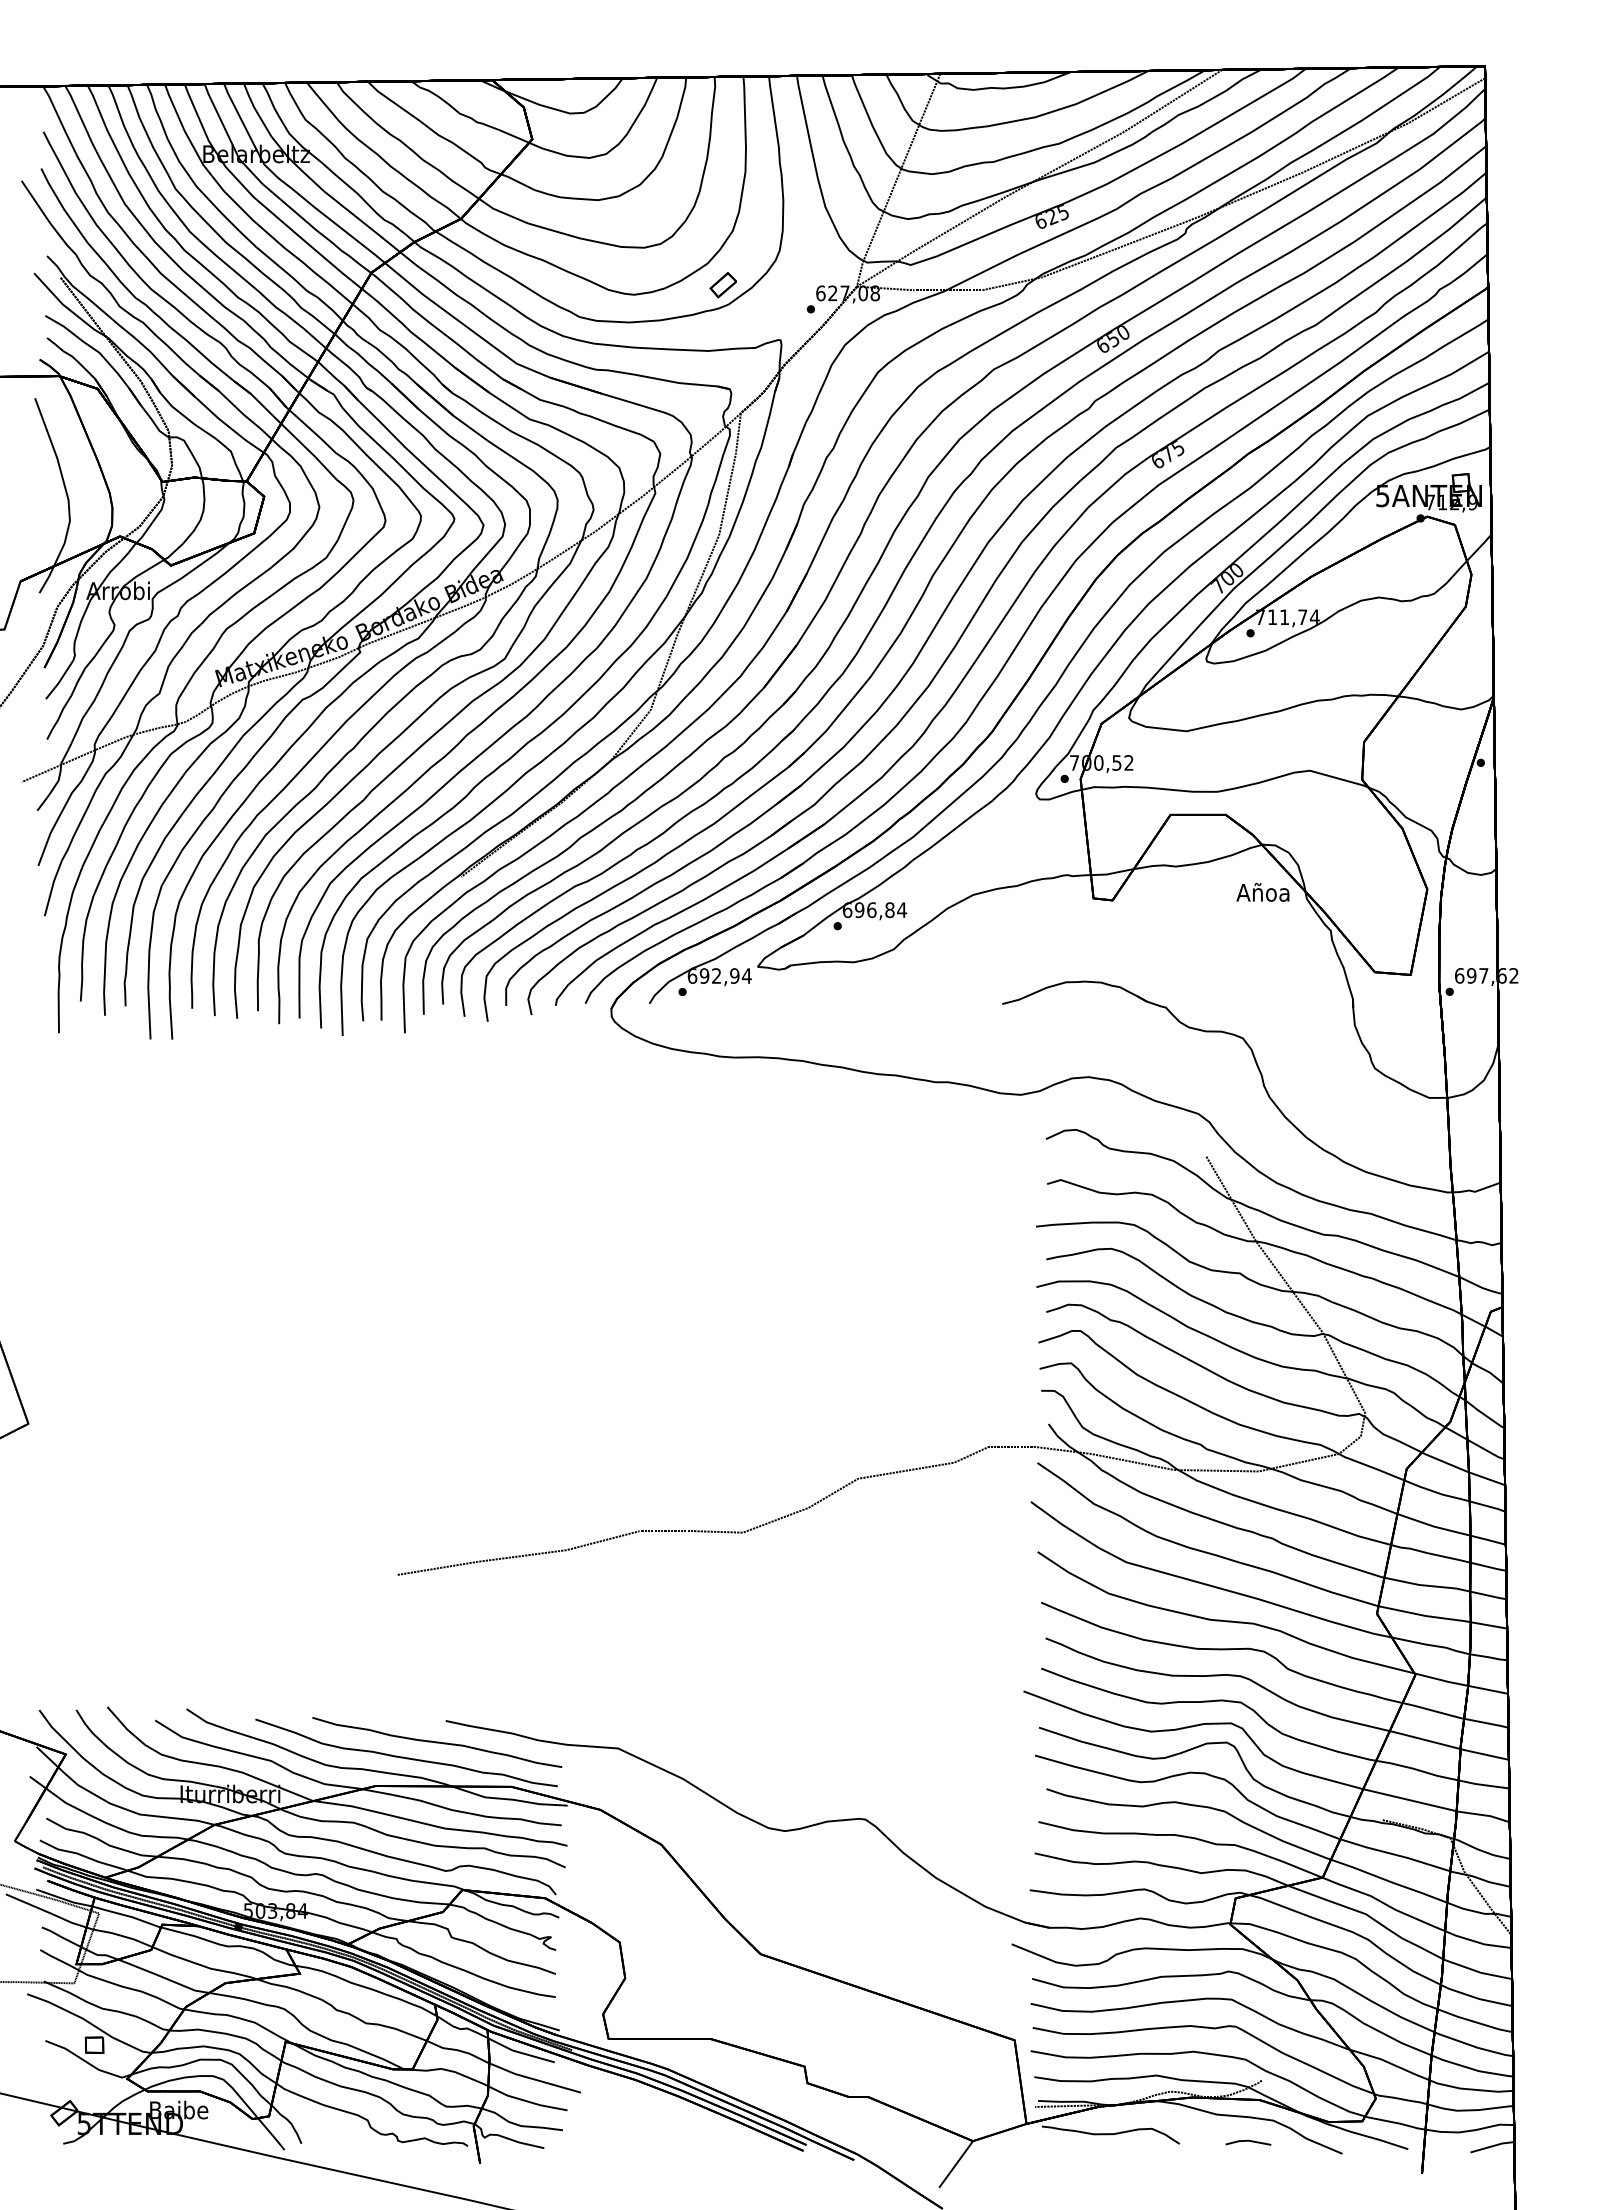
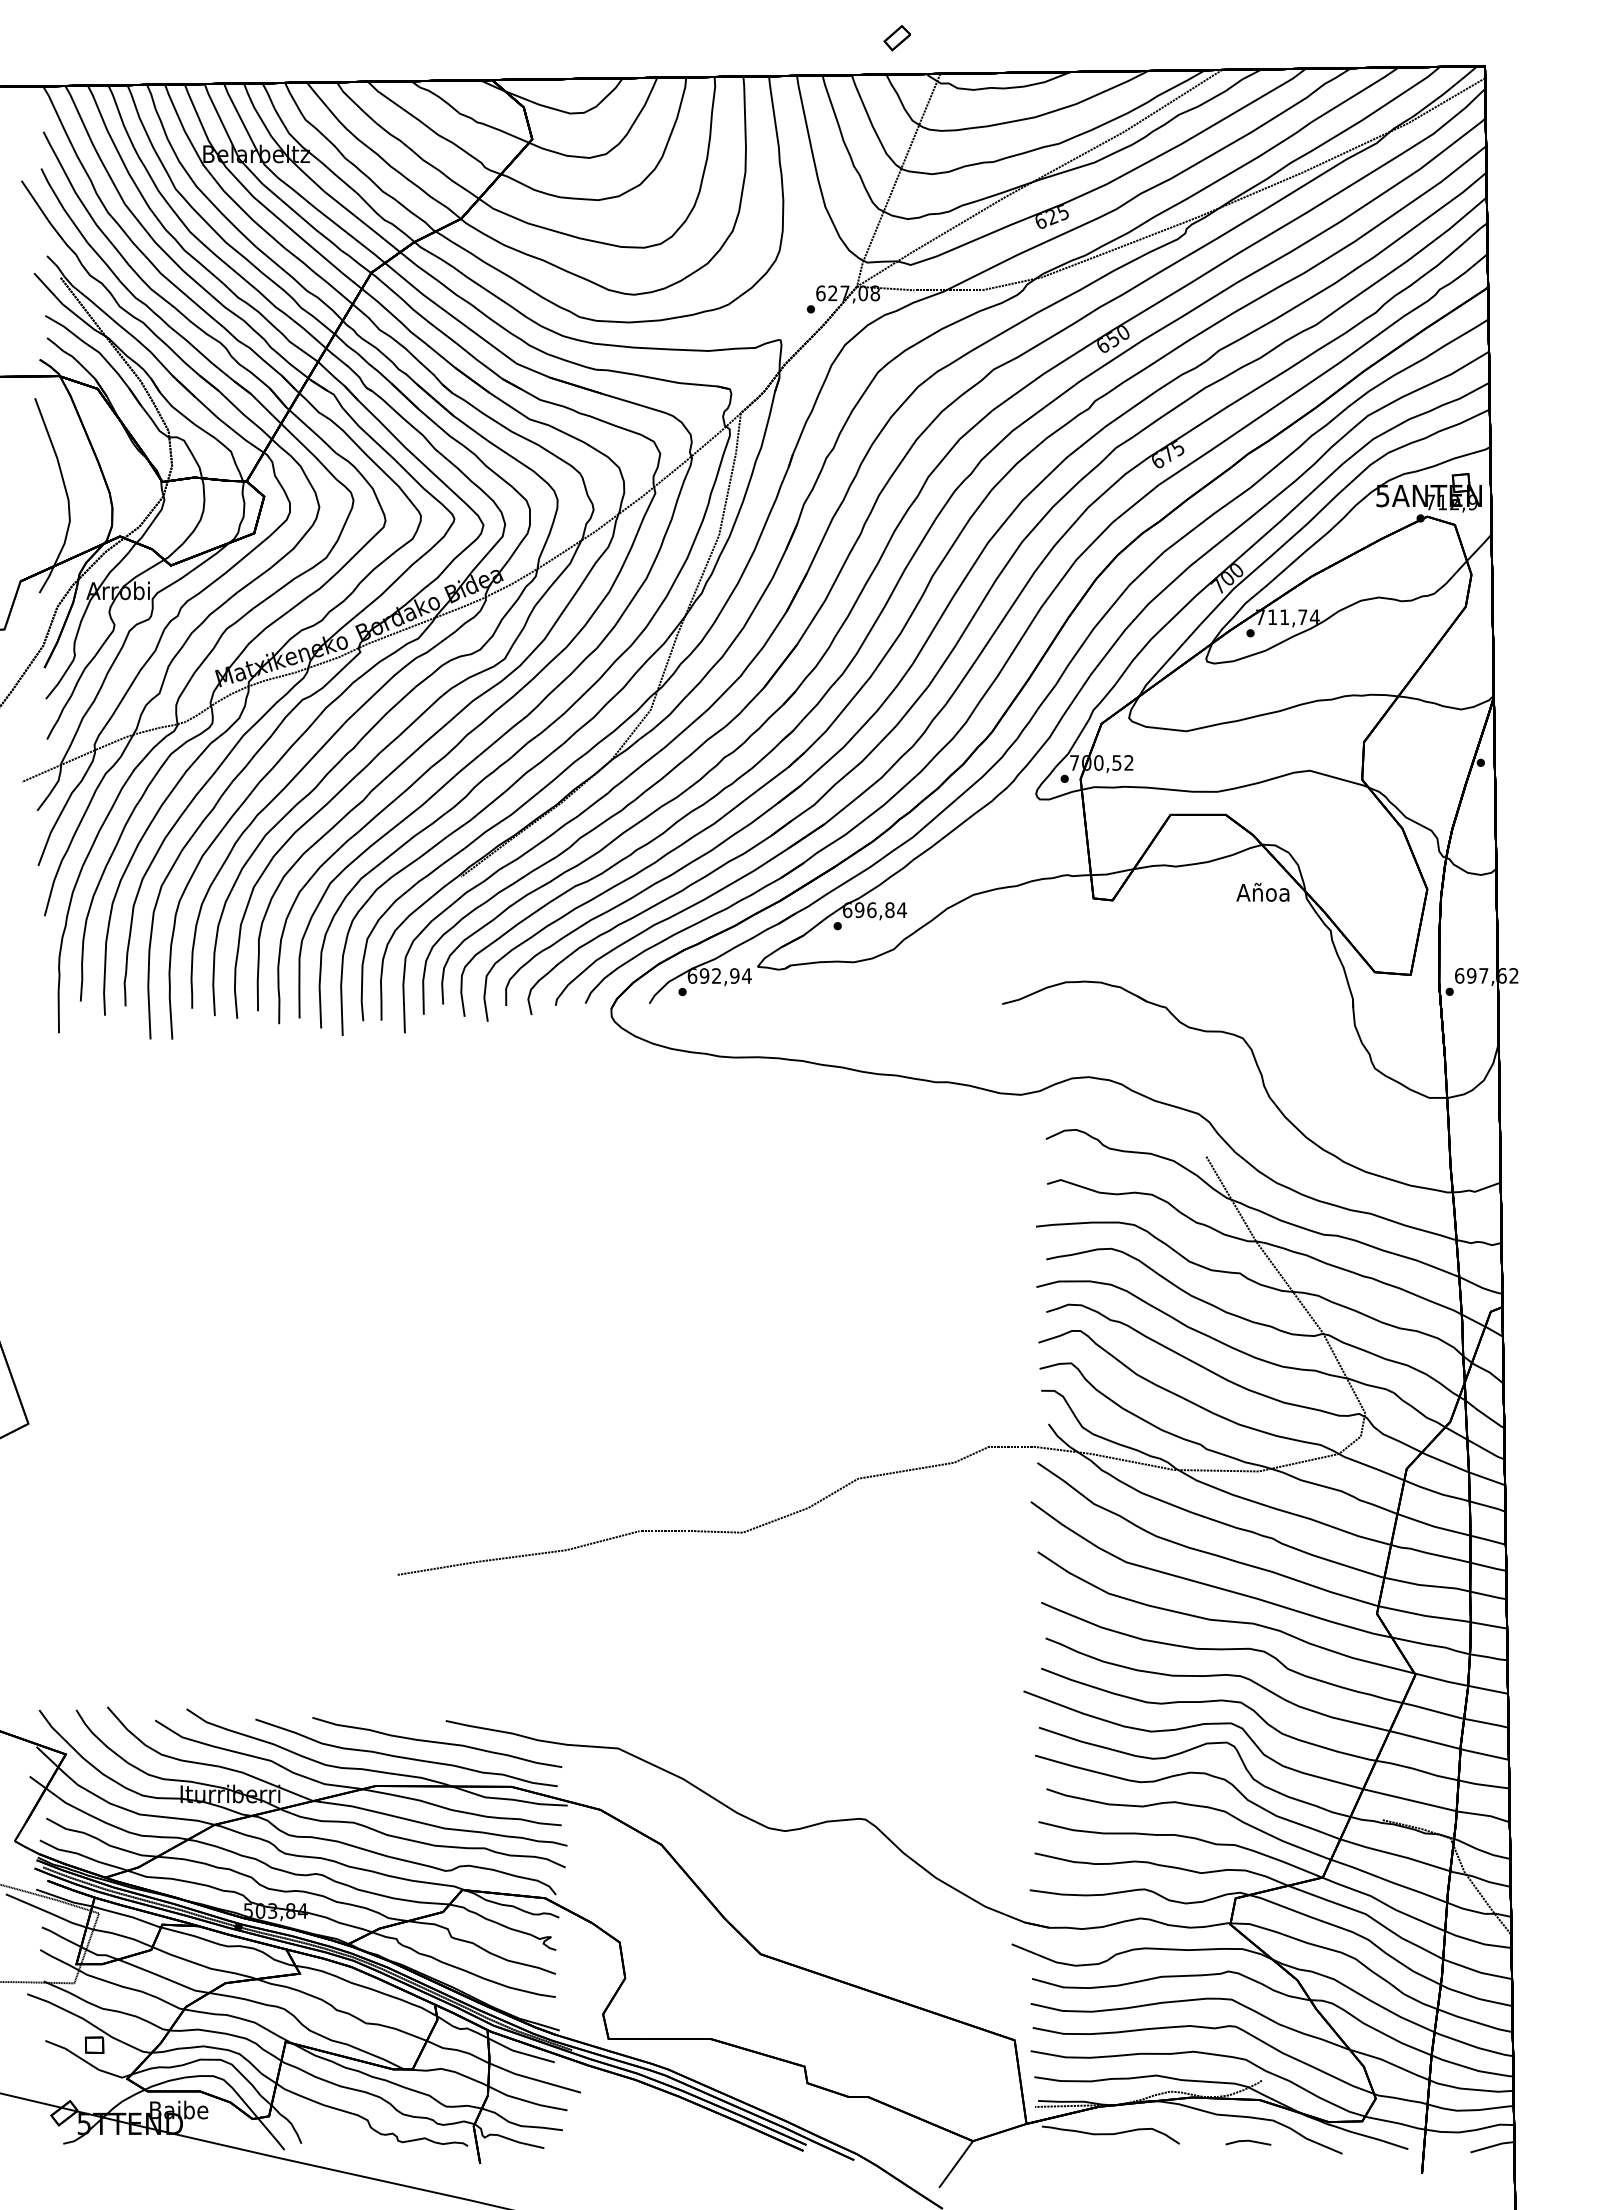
part position: (722, 285) -> (896, 38) (896, 38)
